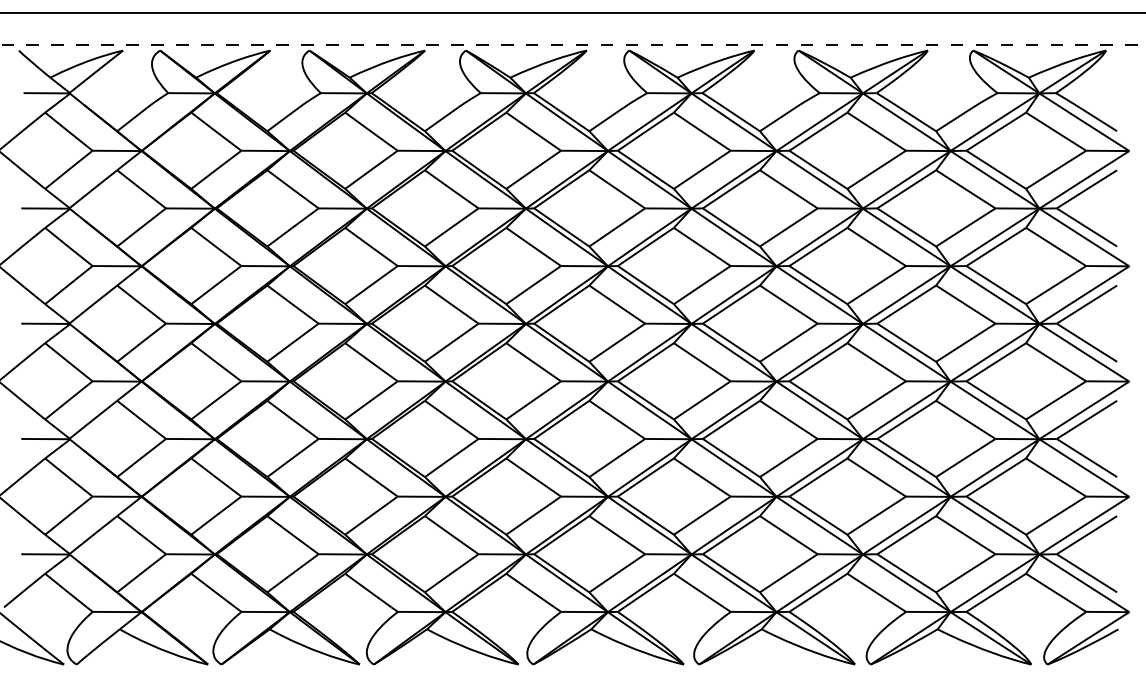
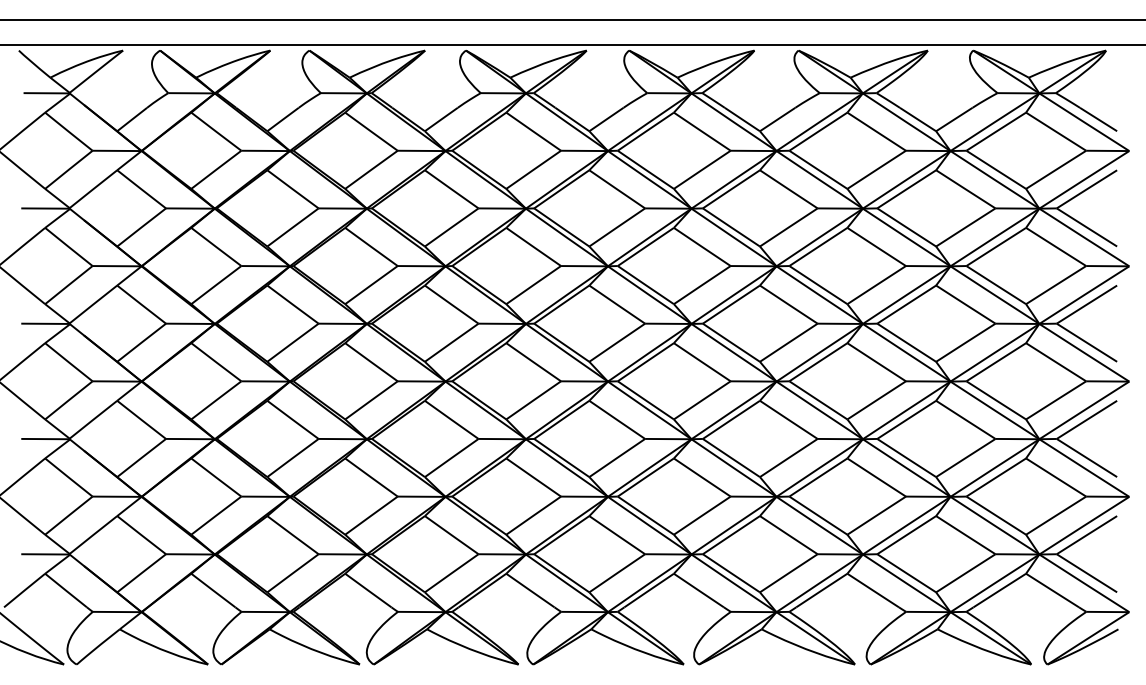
line position: (572, 13) -> (572, 20) (572, 20)
line: dashed -> solid (573, 45)
